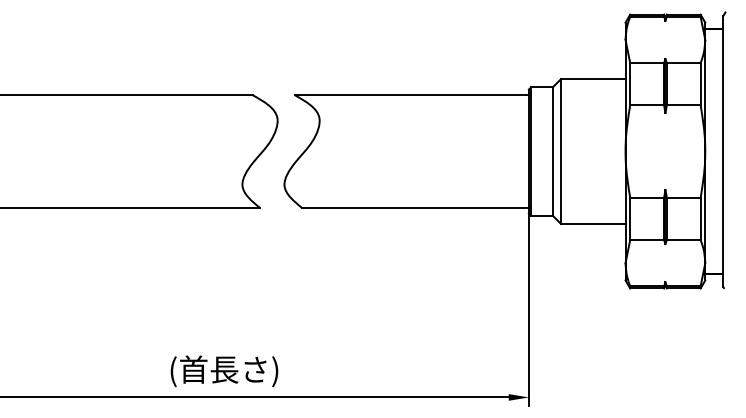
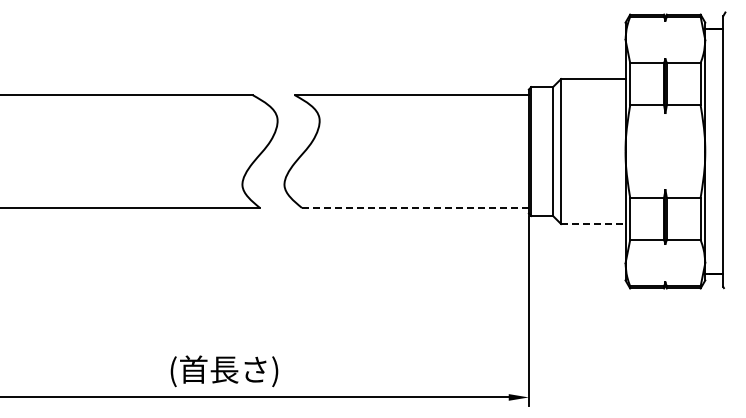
line: solid -> dashed (414, 207)
line: solid -> dashed (593, 224)
